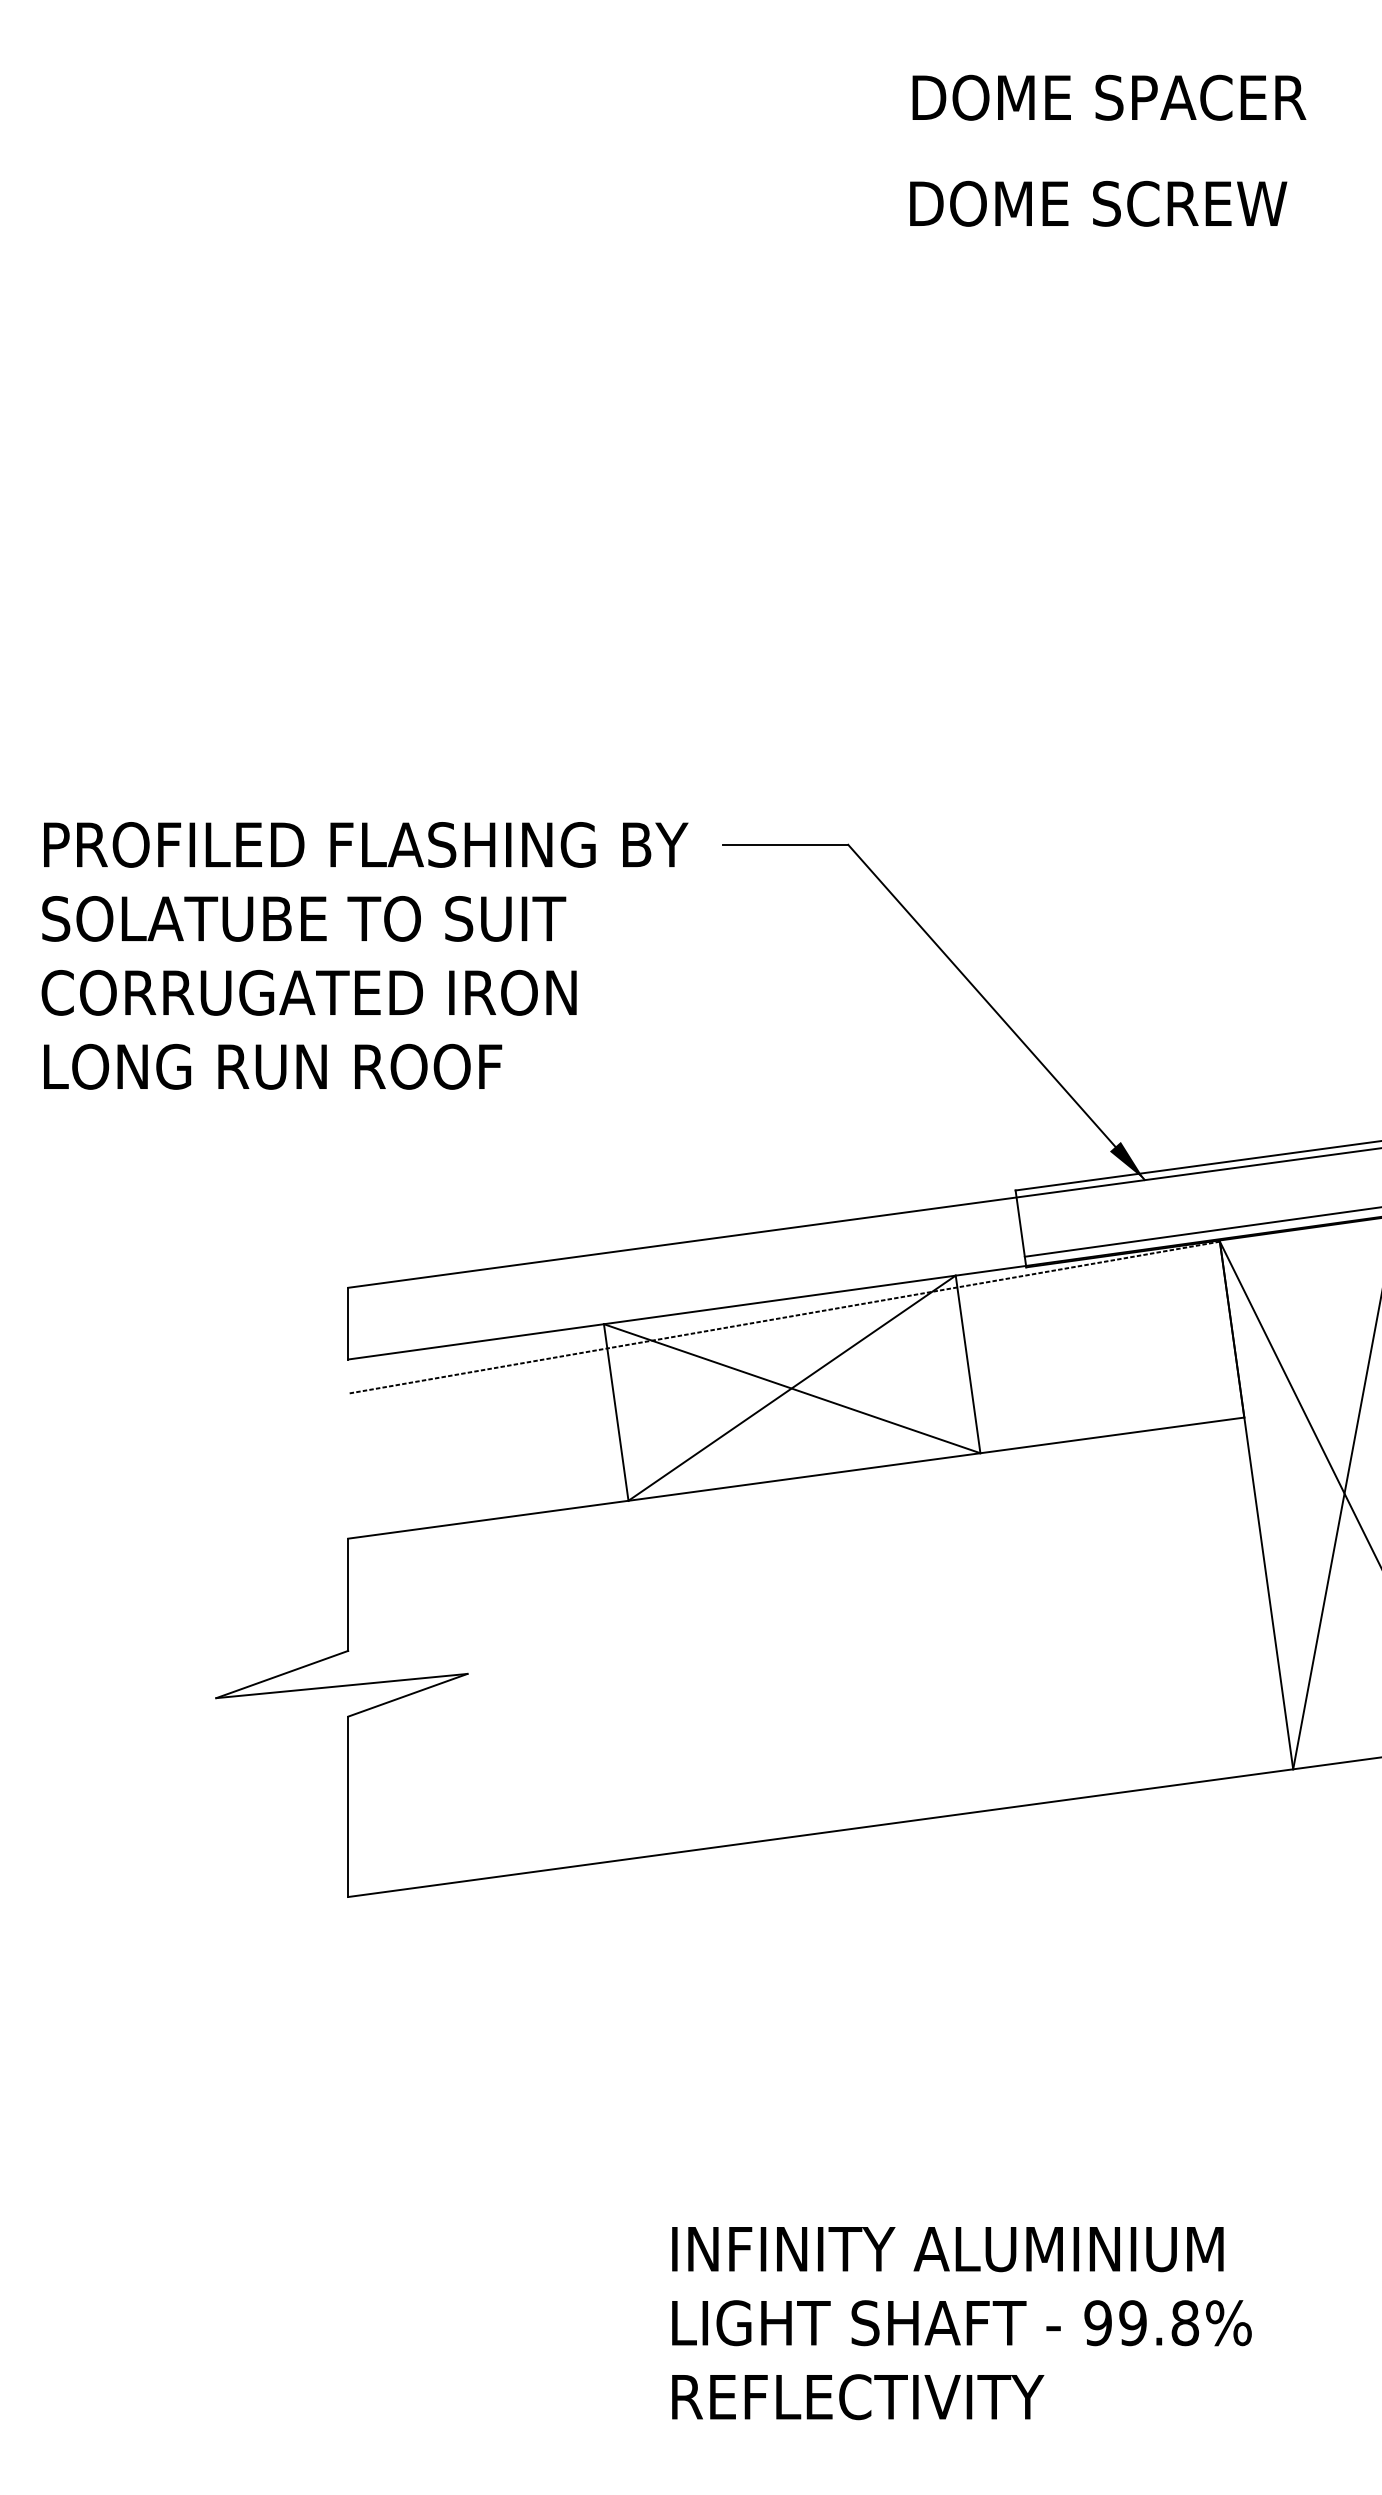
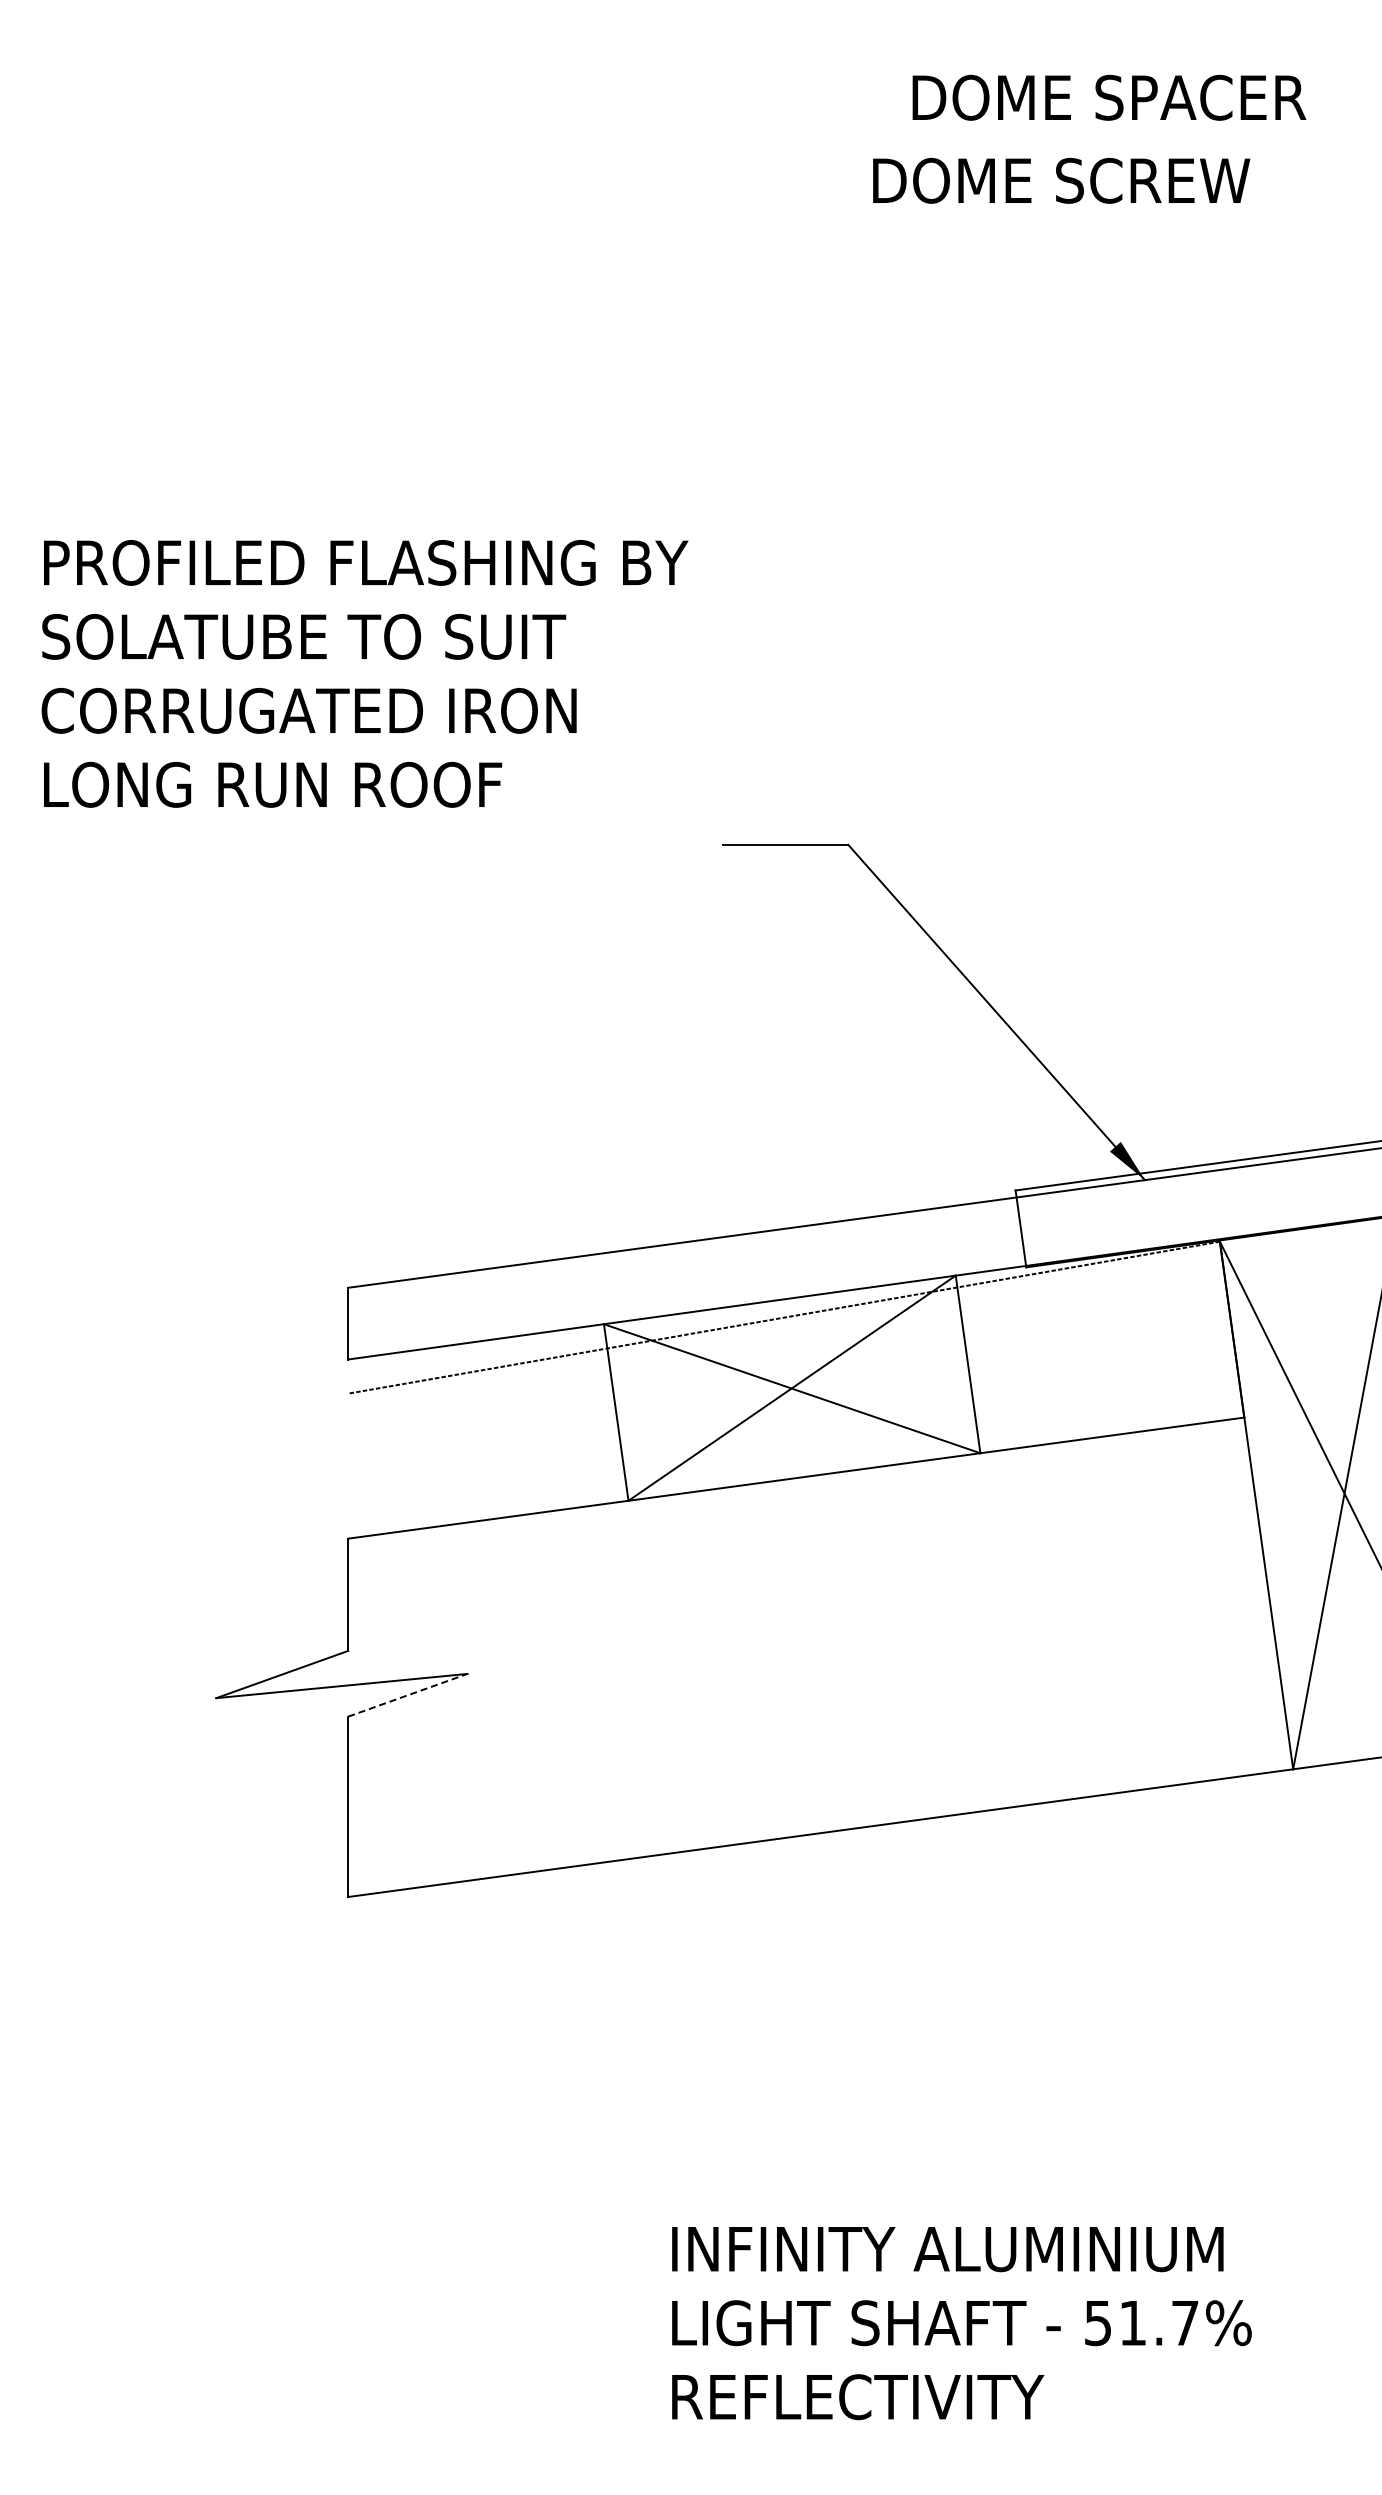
text position: (1098, 203) -> (1061, 180) (1061, 180)
text position: (364, 955) -> (364, 673) (364, 673)
line: present -> none (1201, 1231)
line: solid -> dashed (408, 1695)
text: 99.8% -> 51.7% (1141, 2323)
